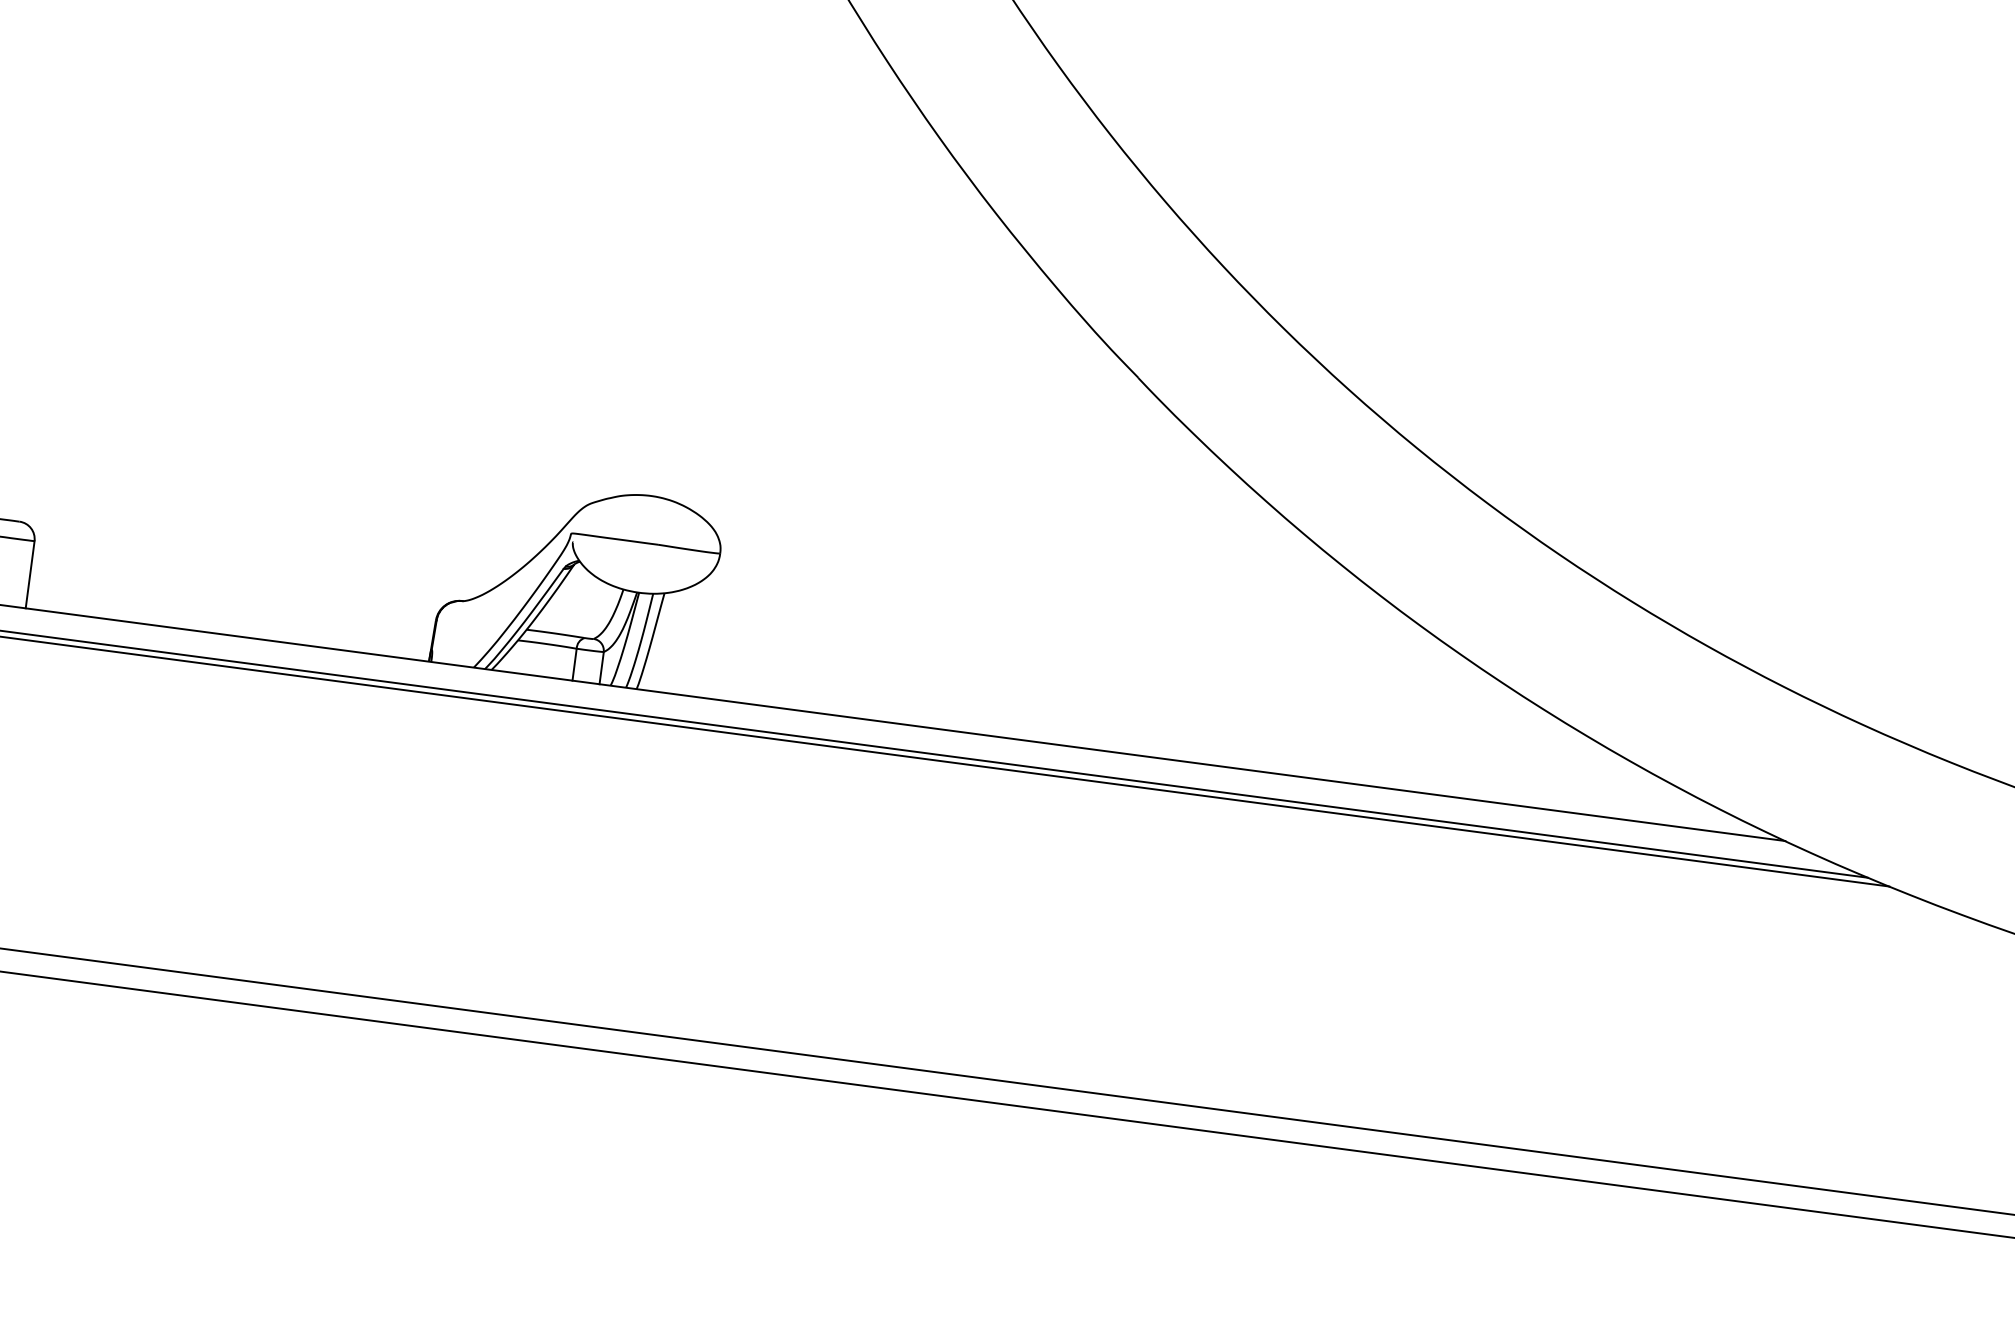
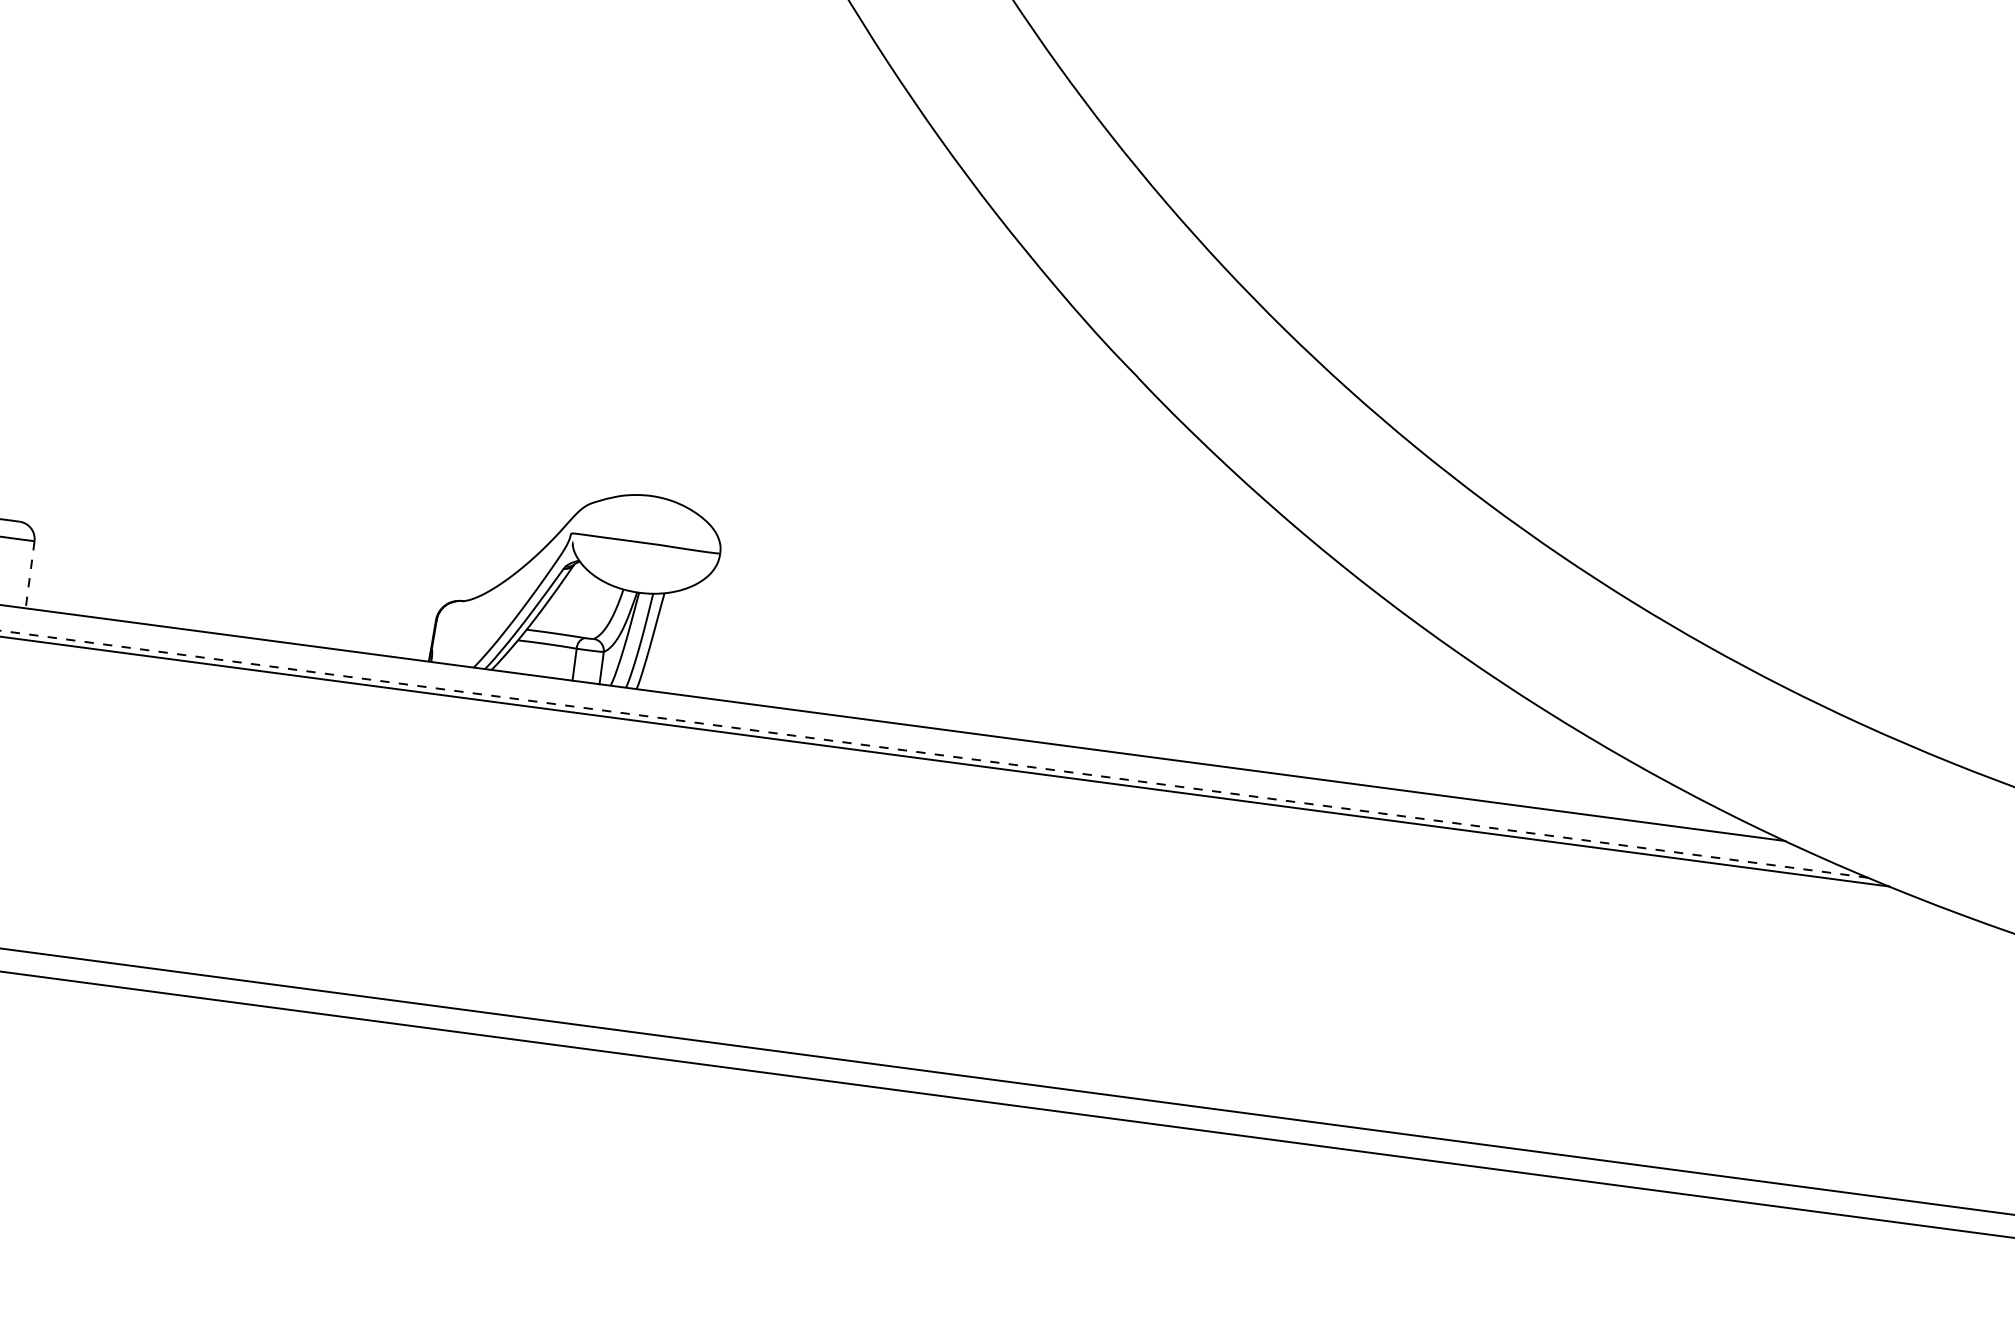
line: solid -> dashed (30, 574)
line: solid -> dashed (934, 754)
